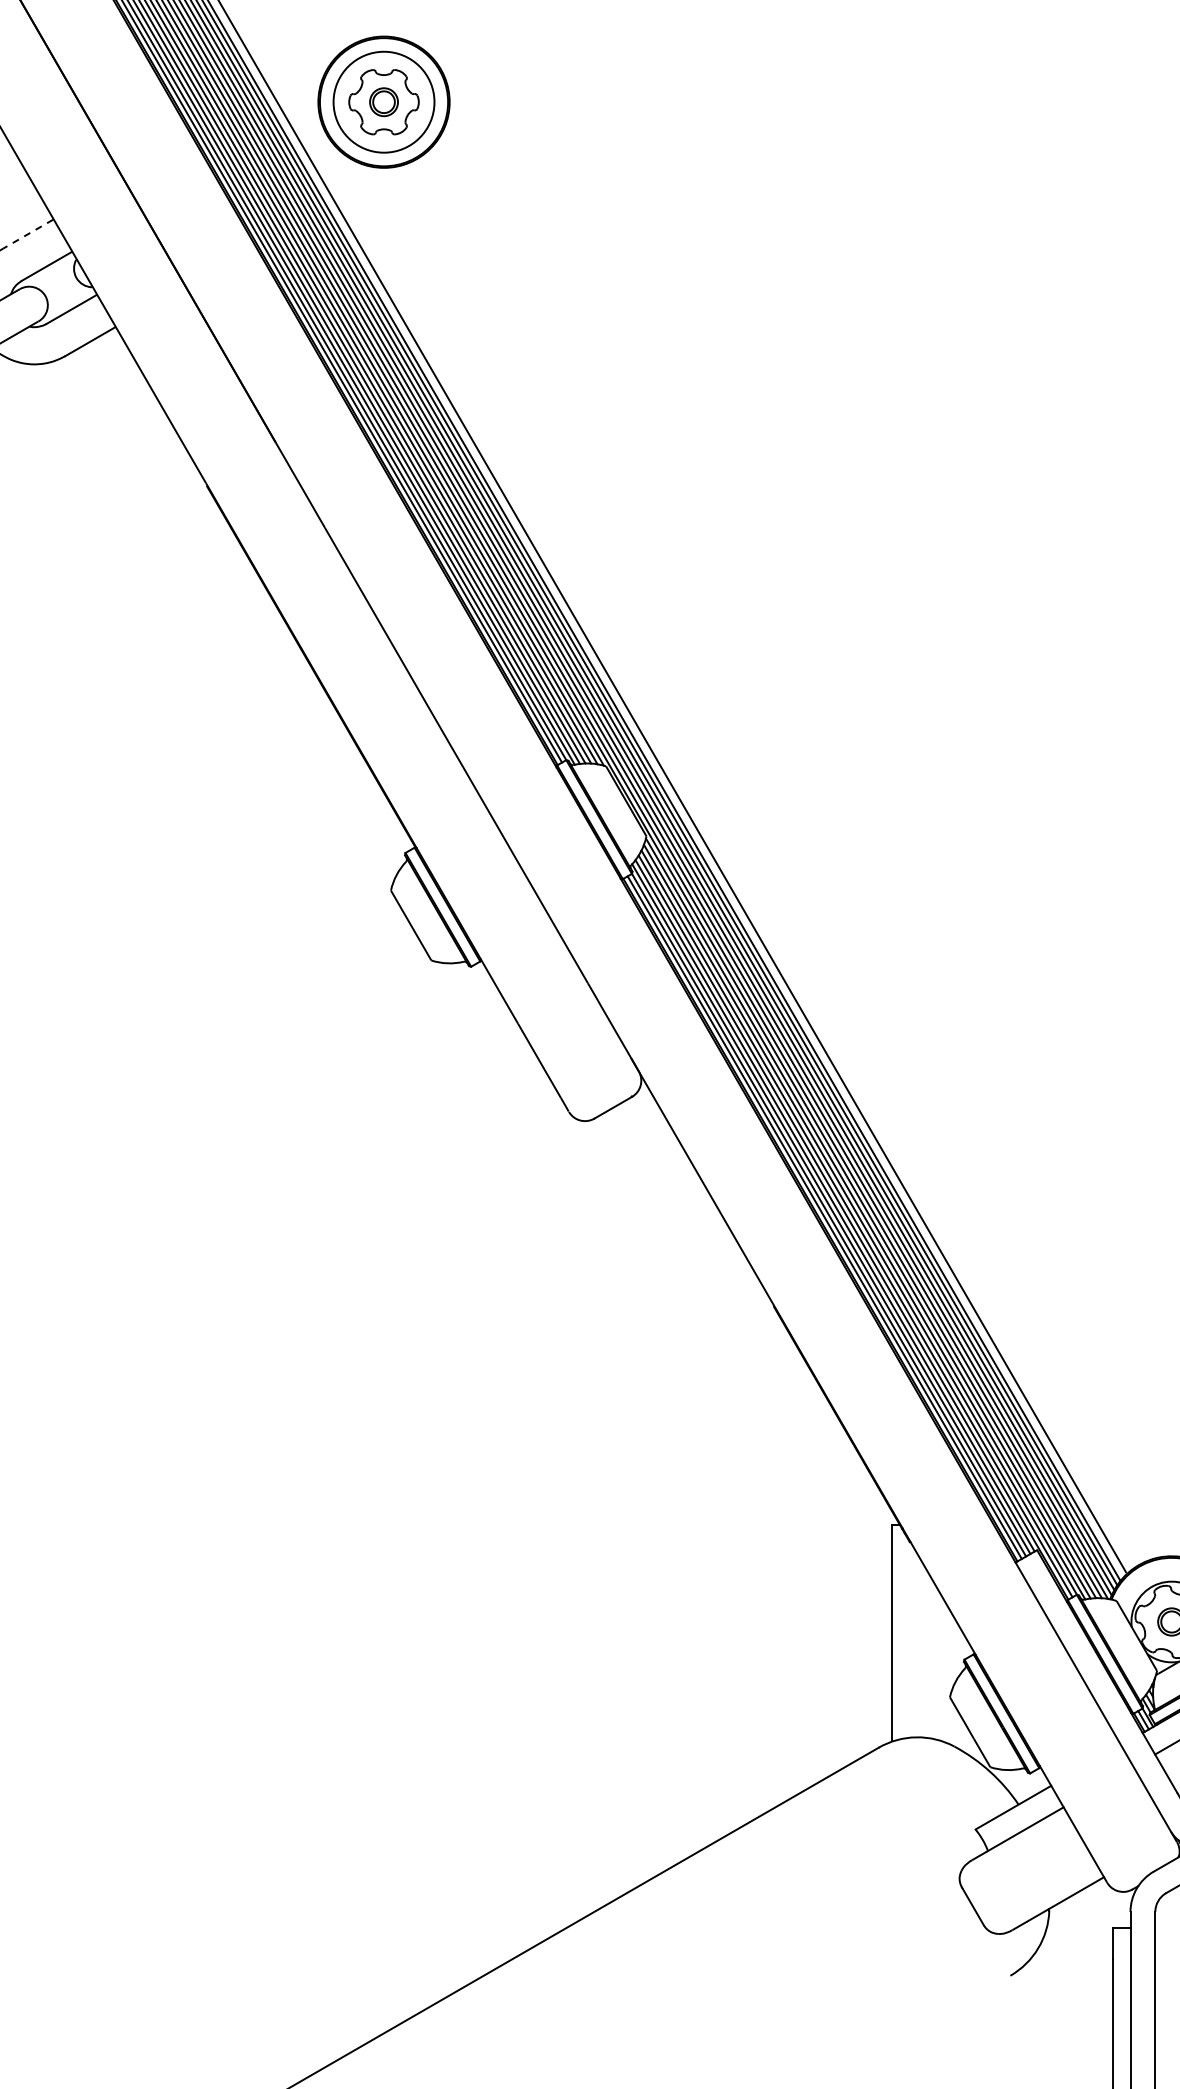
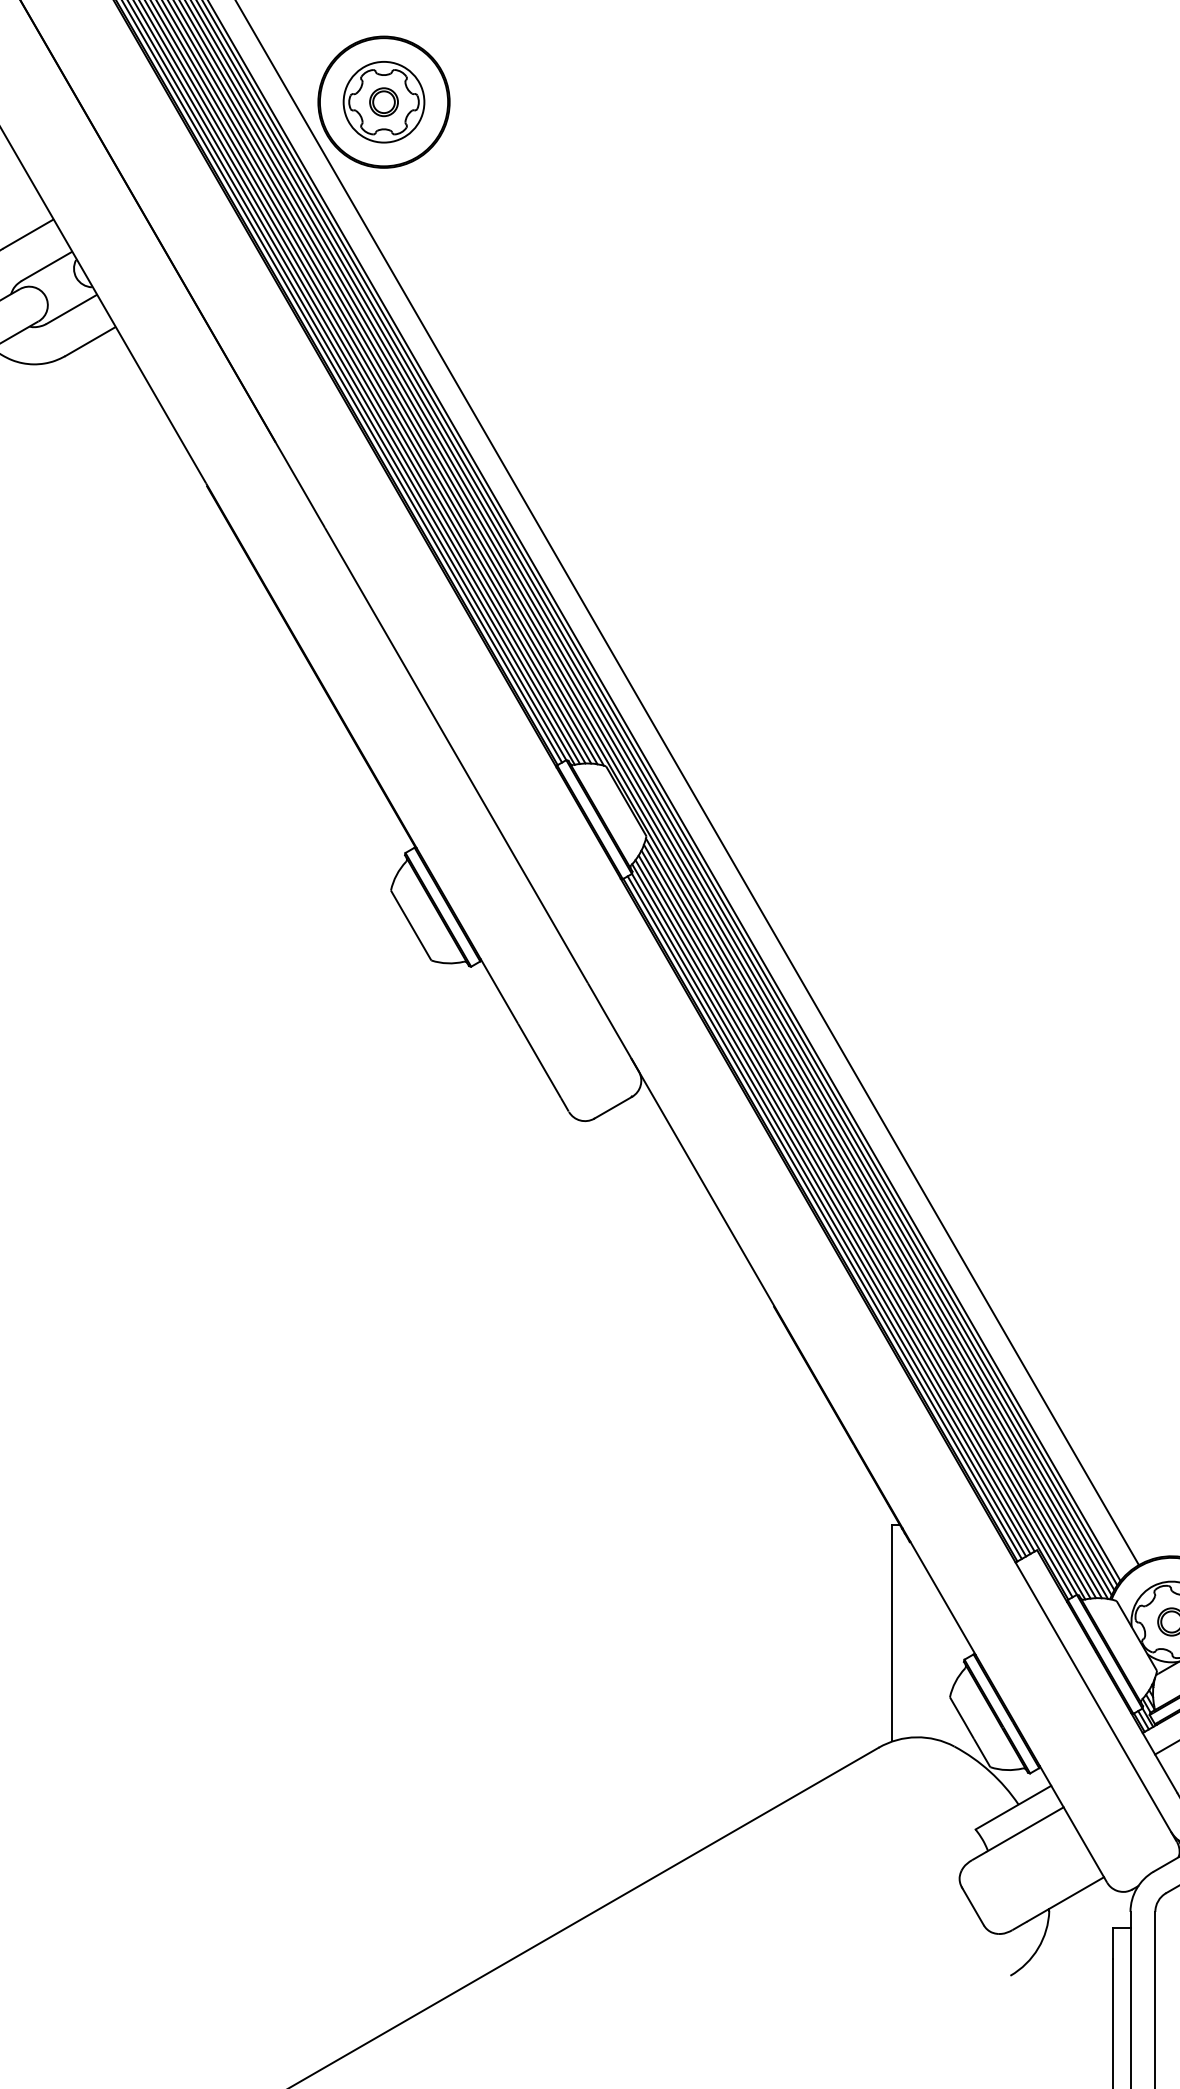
circle diameter: 101 px -> 81 px (383, 101)
line: dashed -> solid (28, 234)
line position: (672, 787) -> (687, 783) (687, 783)
